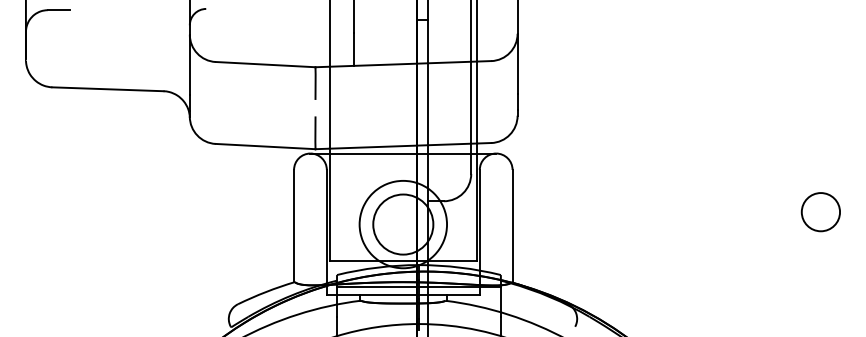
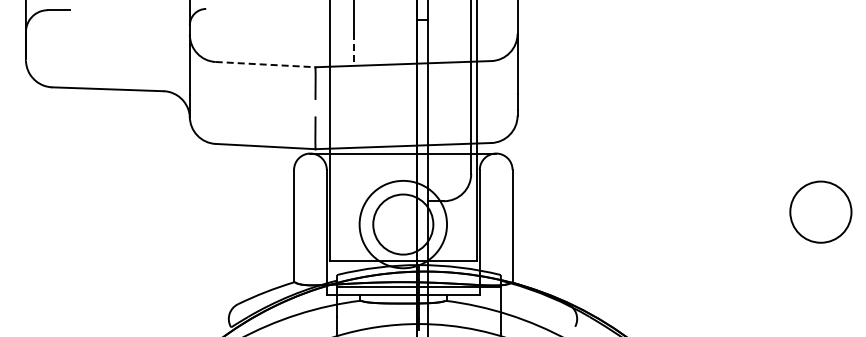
line: solid -> dashed (353, 50)
line: solid -> dashed (265, 64)
circle diameter: 38 px -> 61 px (820, 211)
